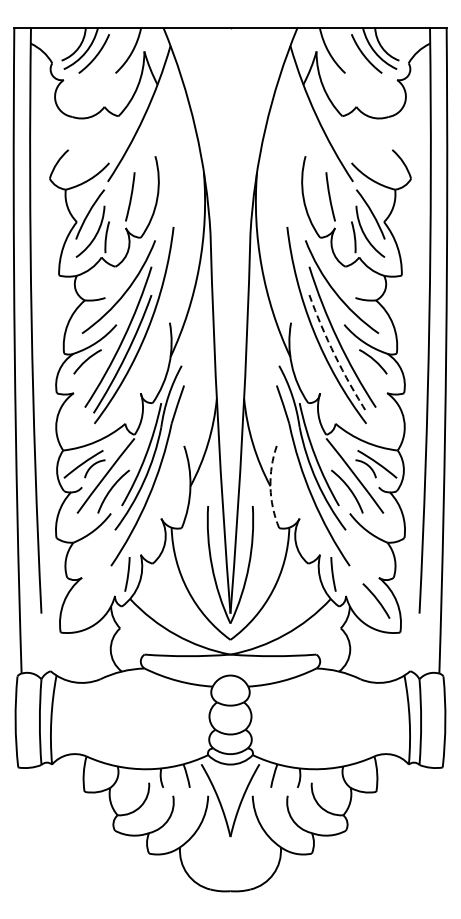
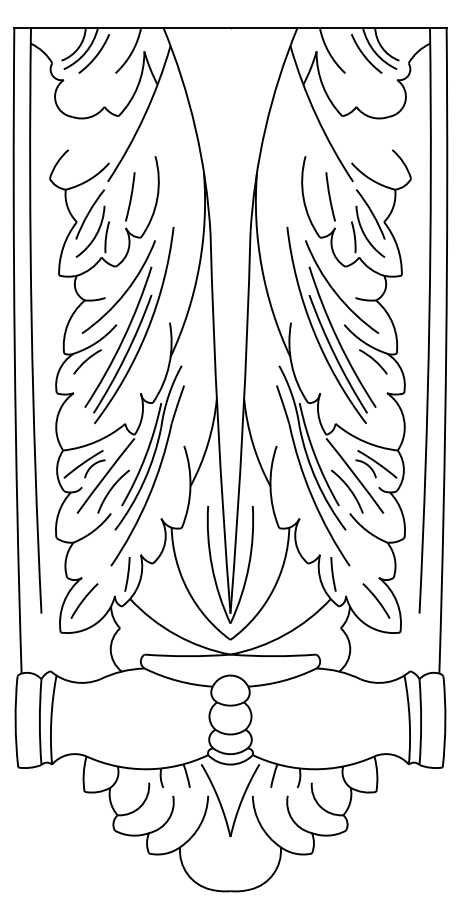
arc: dashed -> solid (335, 355)
arc: dashed -> solid (270, 487)
arc: none -> present (84, 600)
